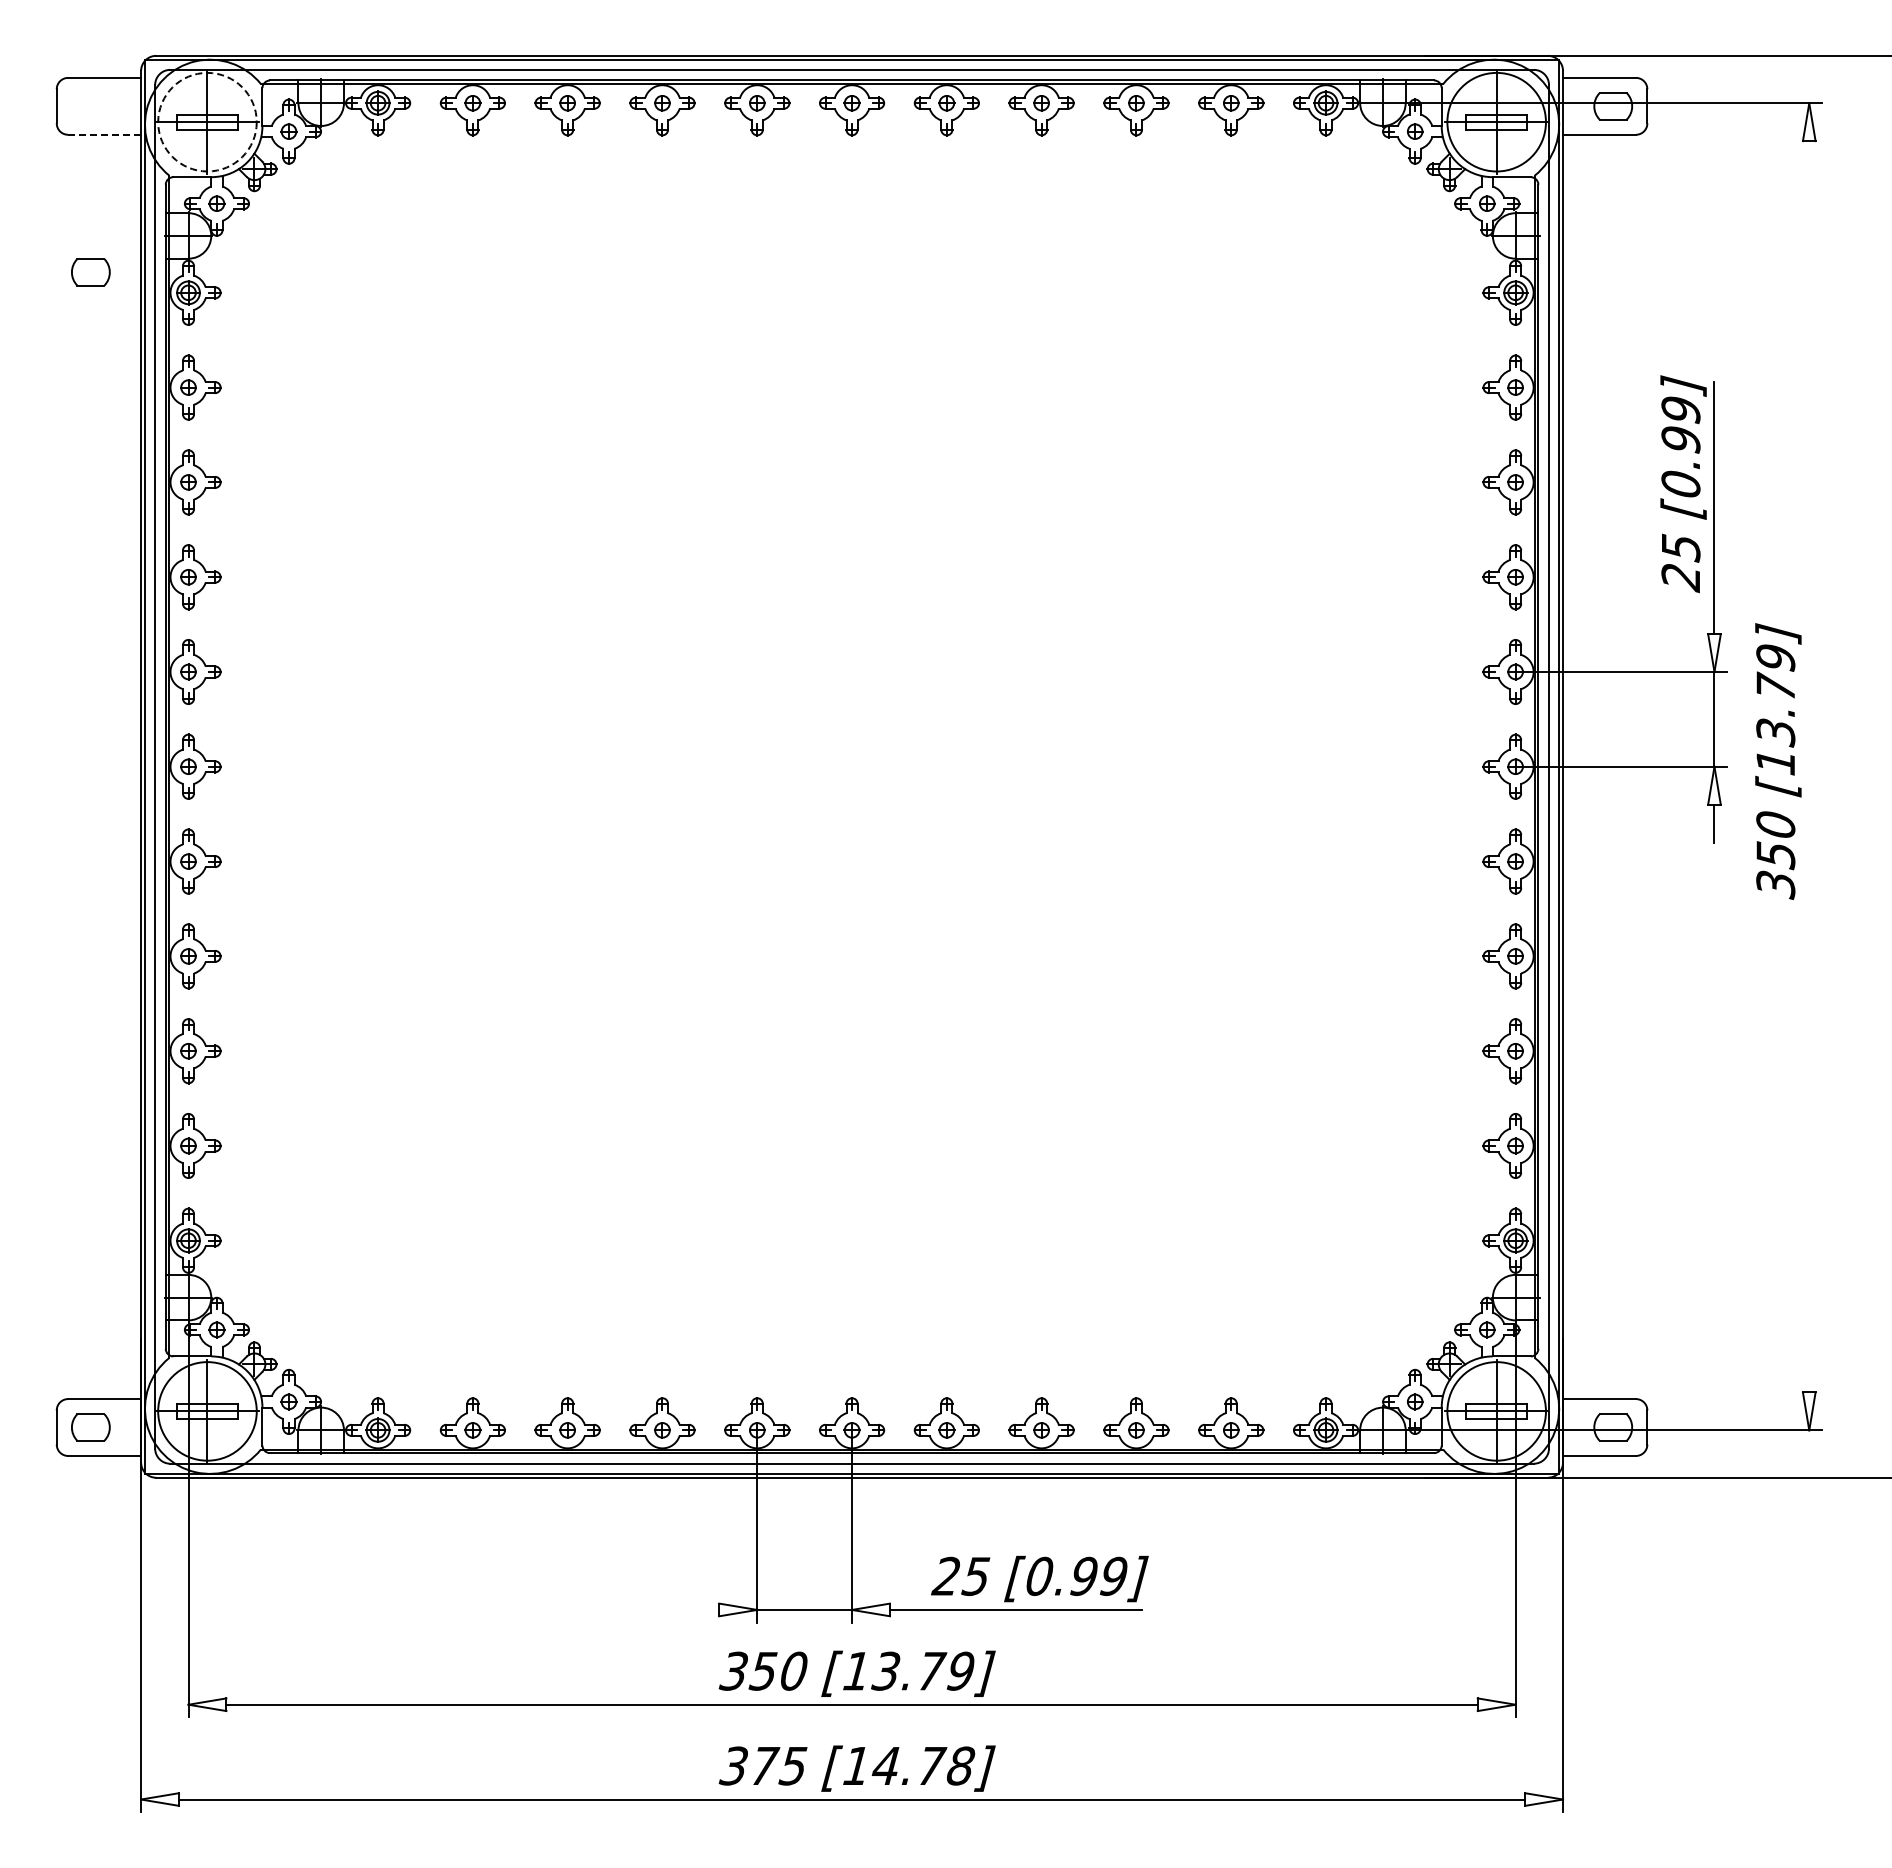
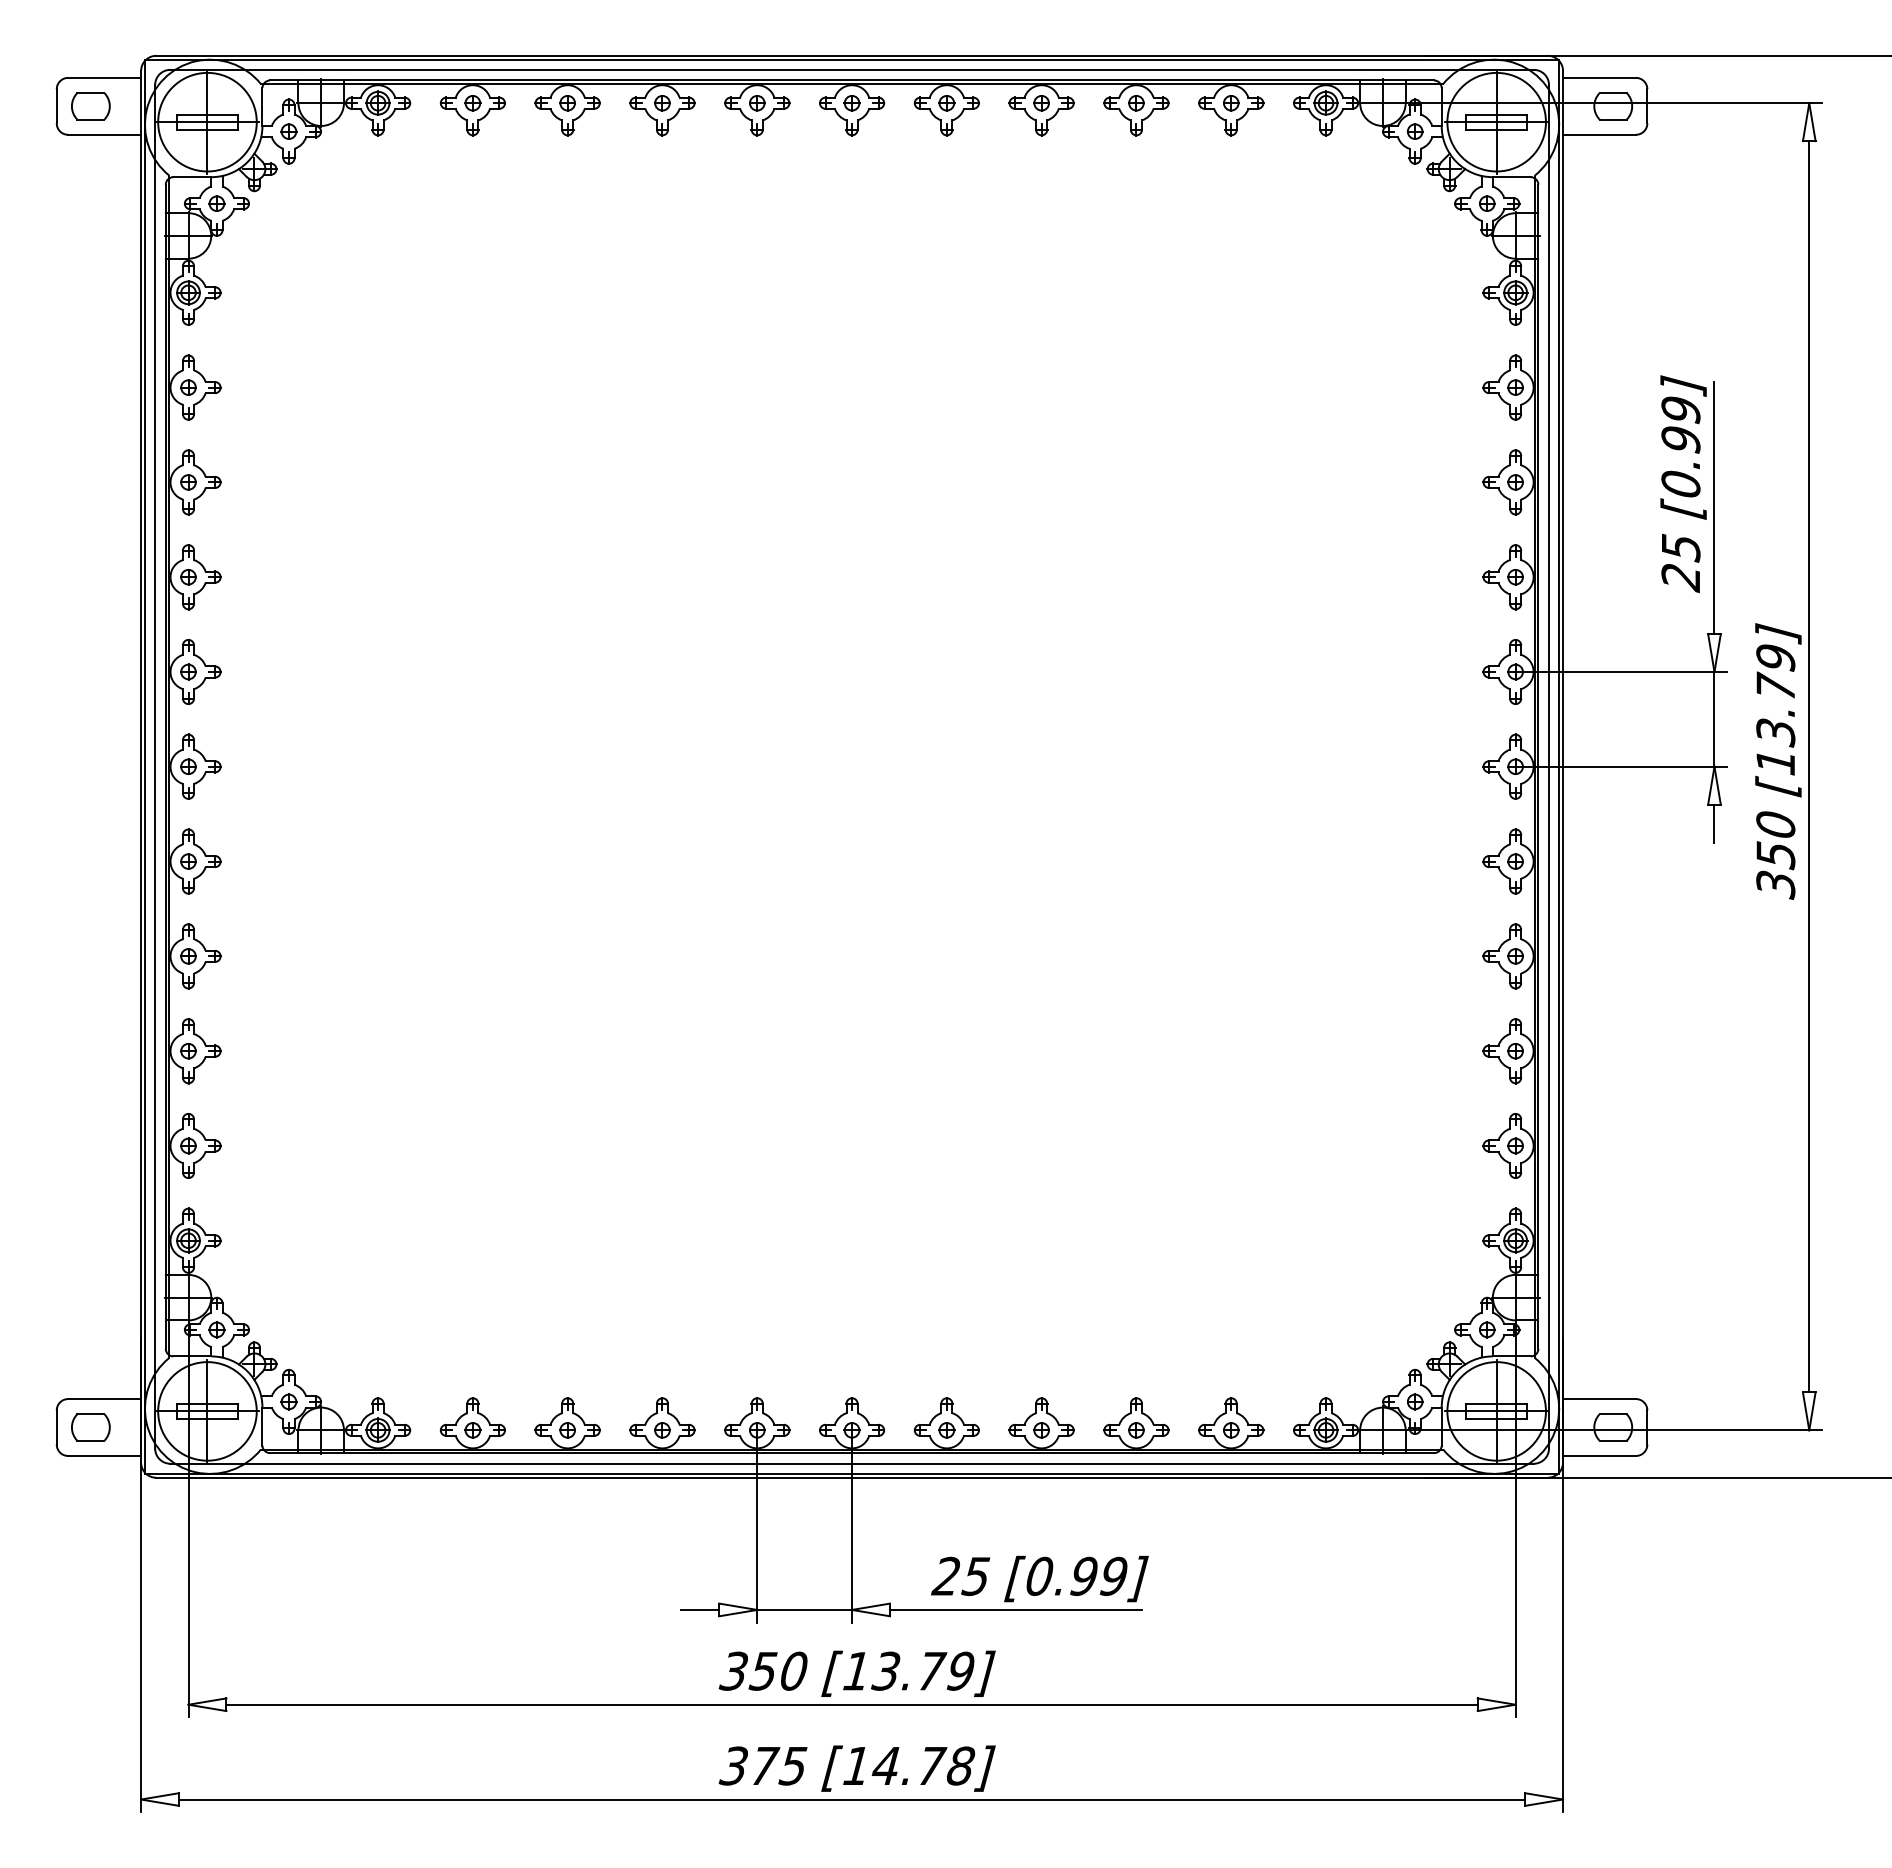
circle: dashed -> solid (207, 121)
line: dashed -> solid (105, 134)
part position: (90, 272) -> (90, 106) (90, 106)
line: none -> present (1809, 766)
line: none -> present (700, 1609)
